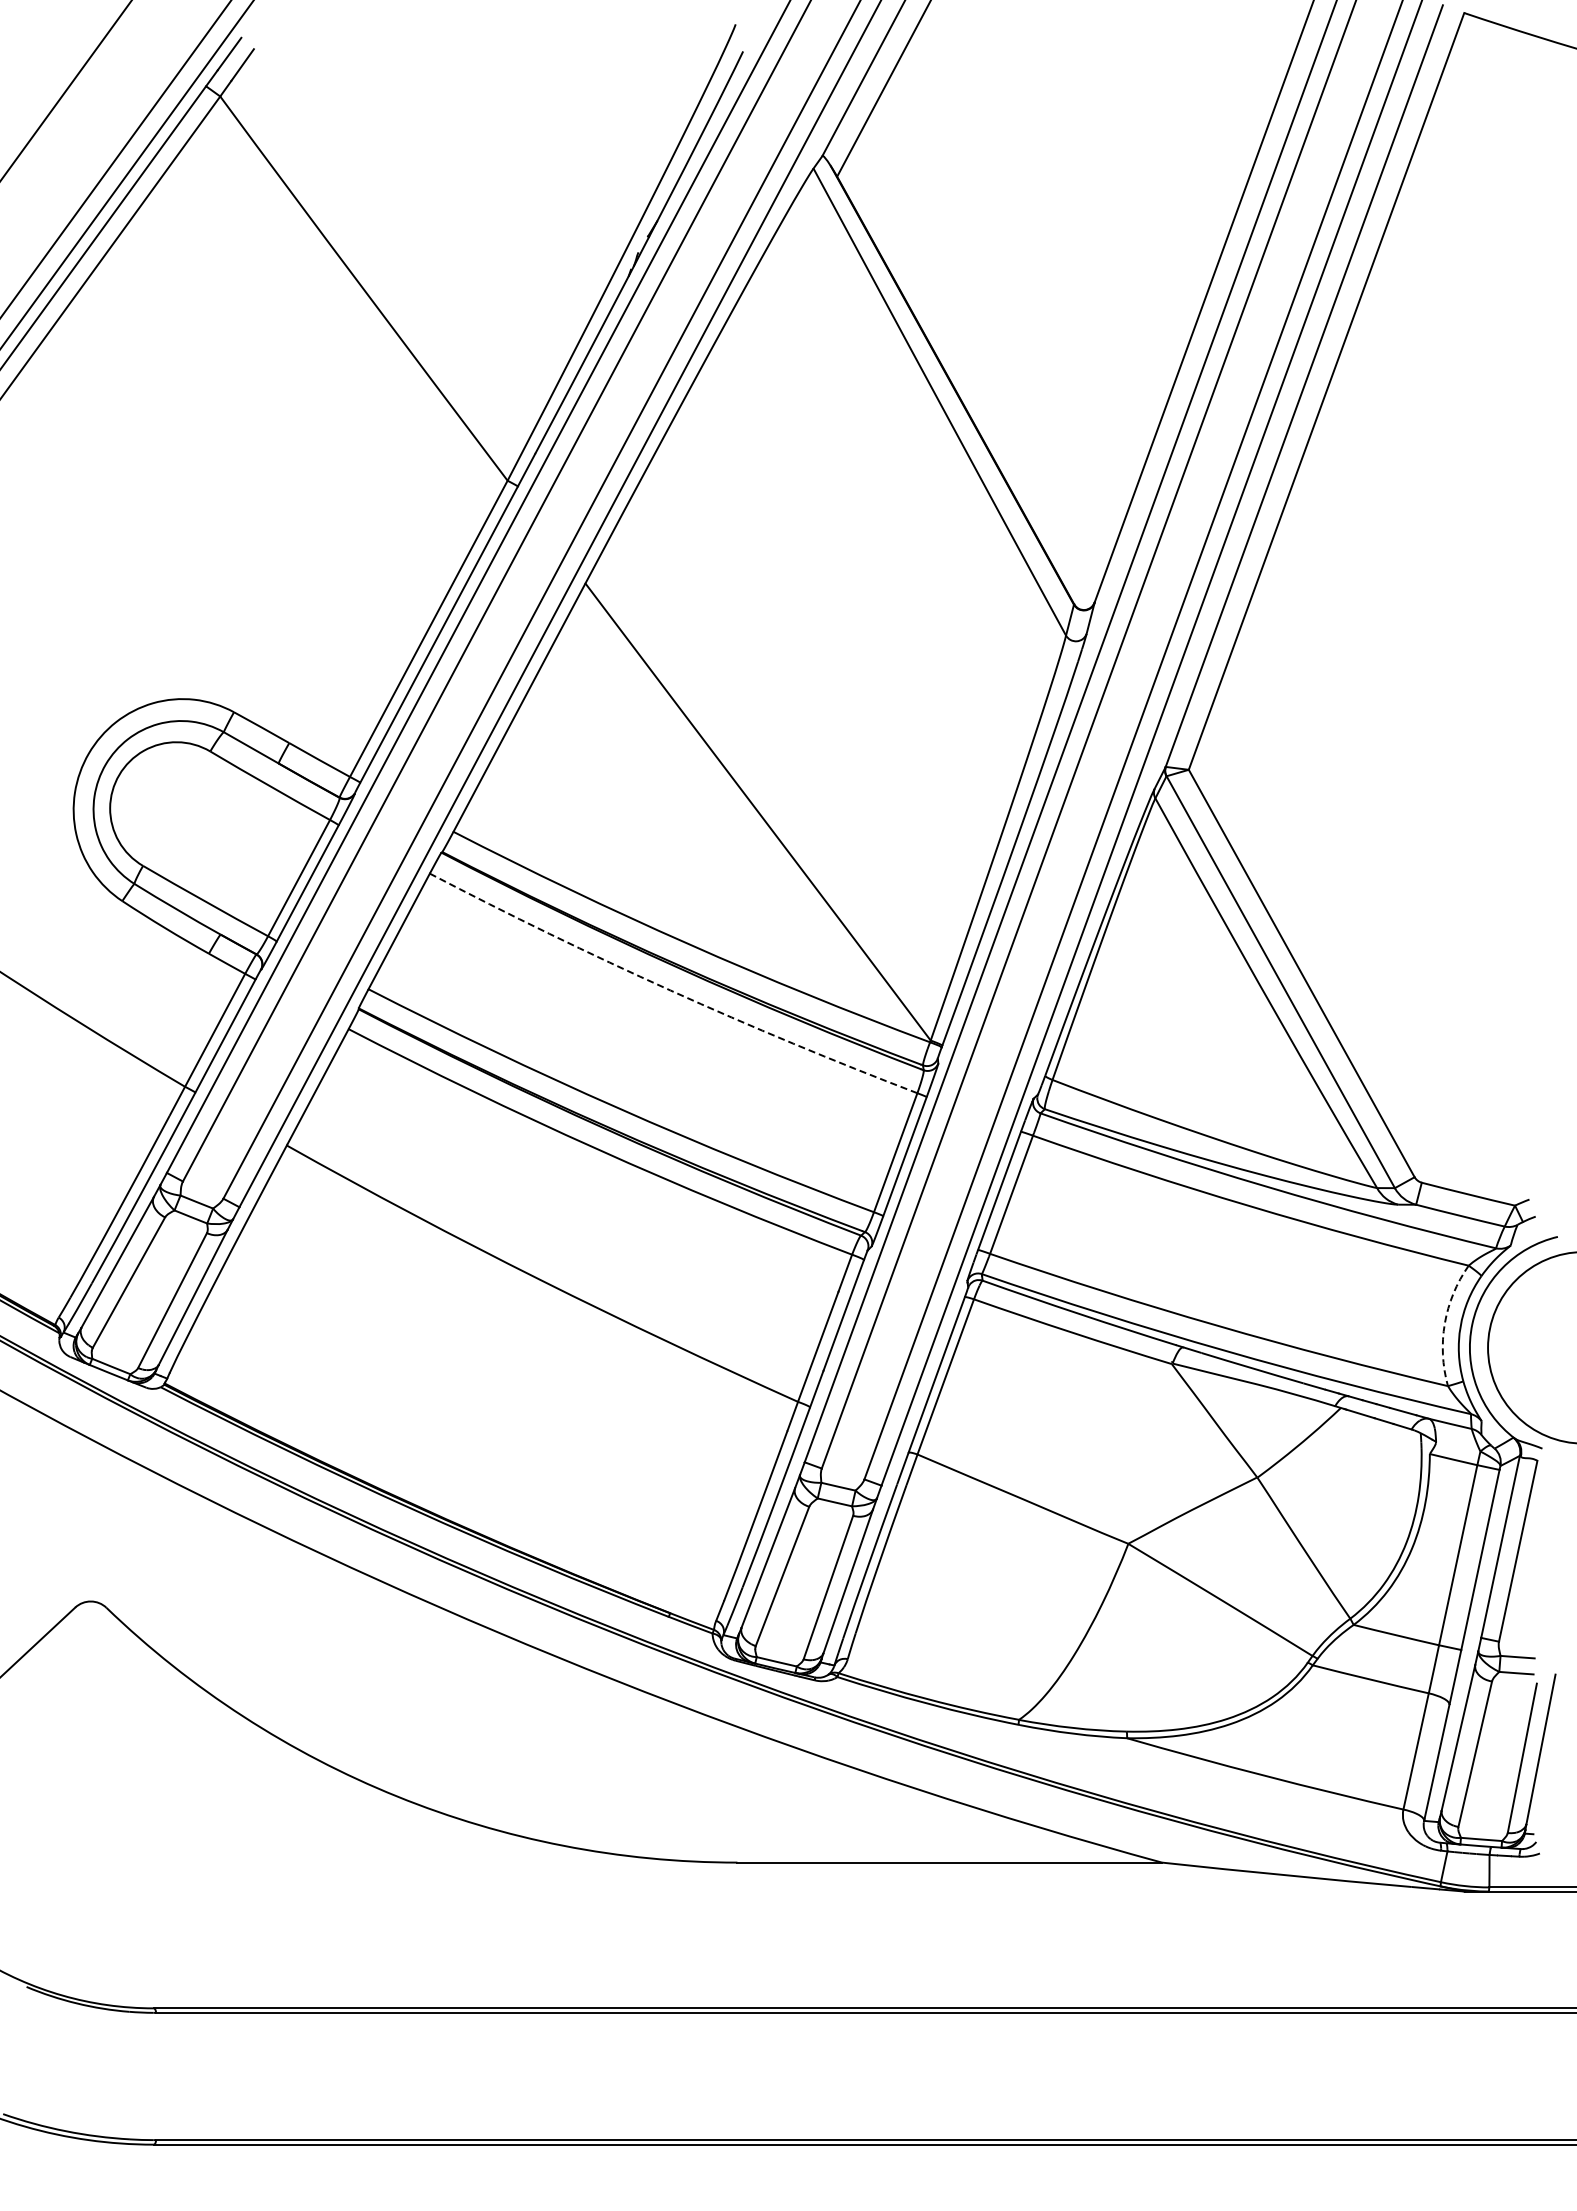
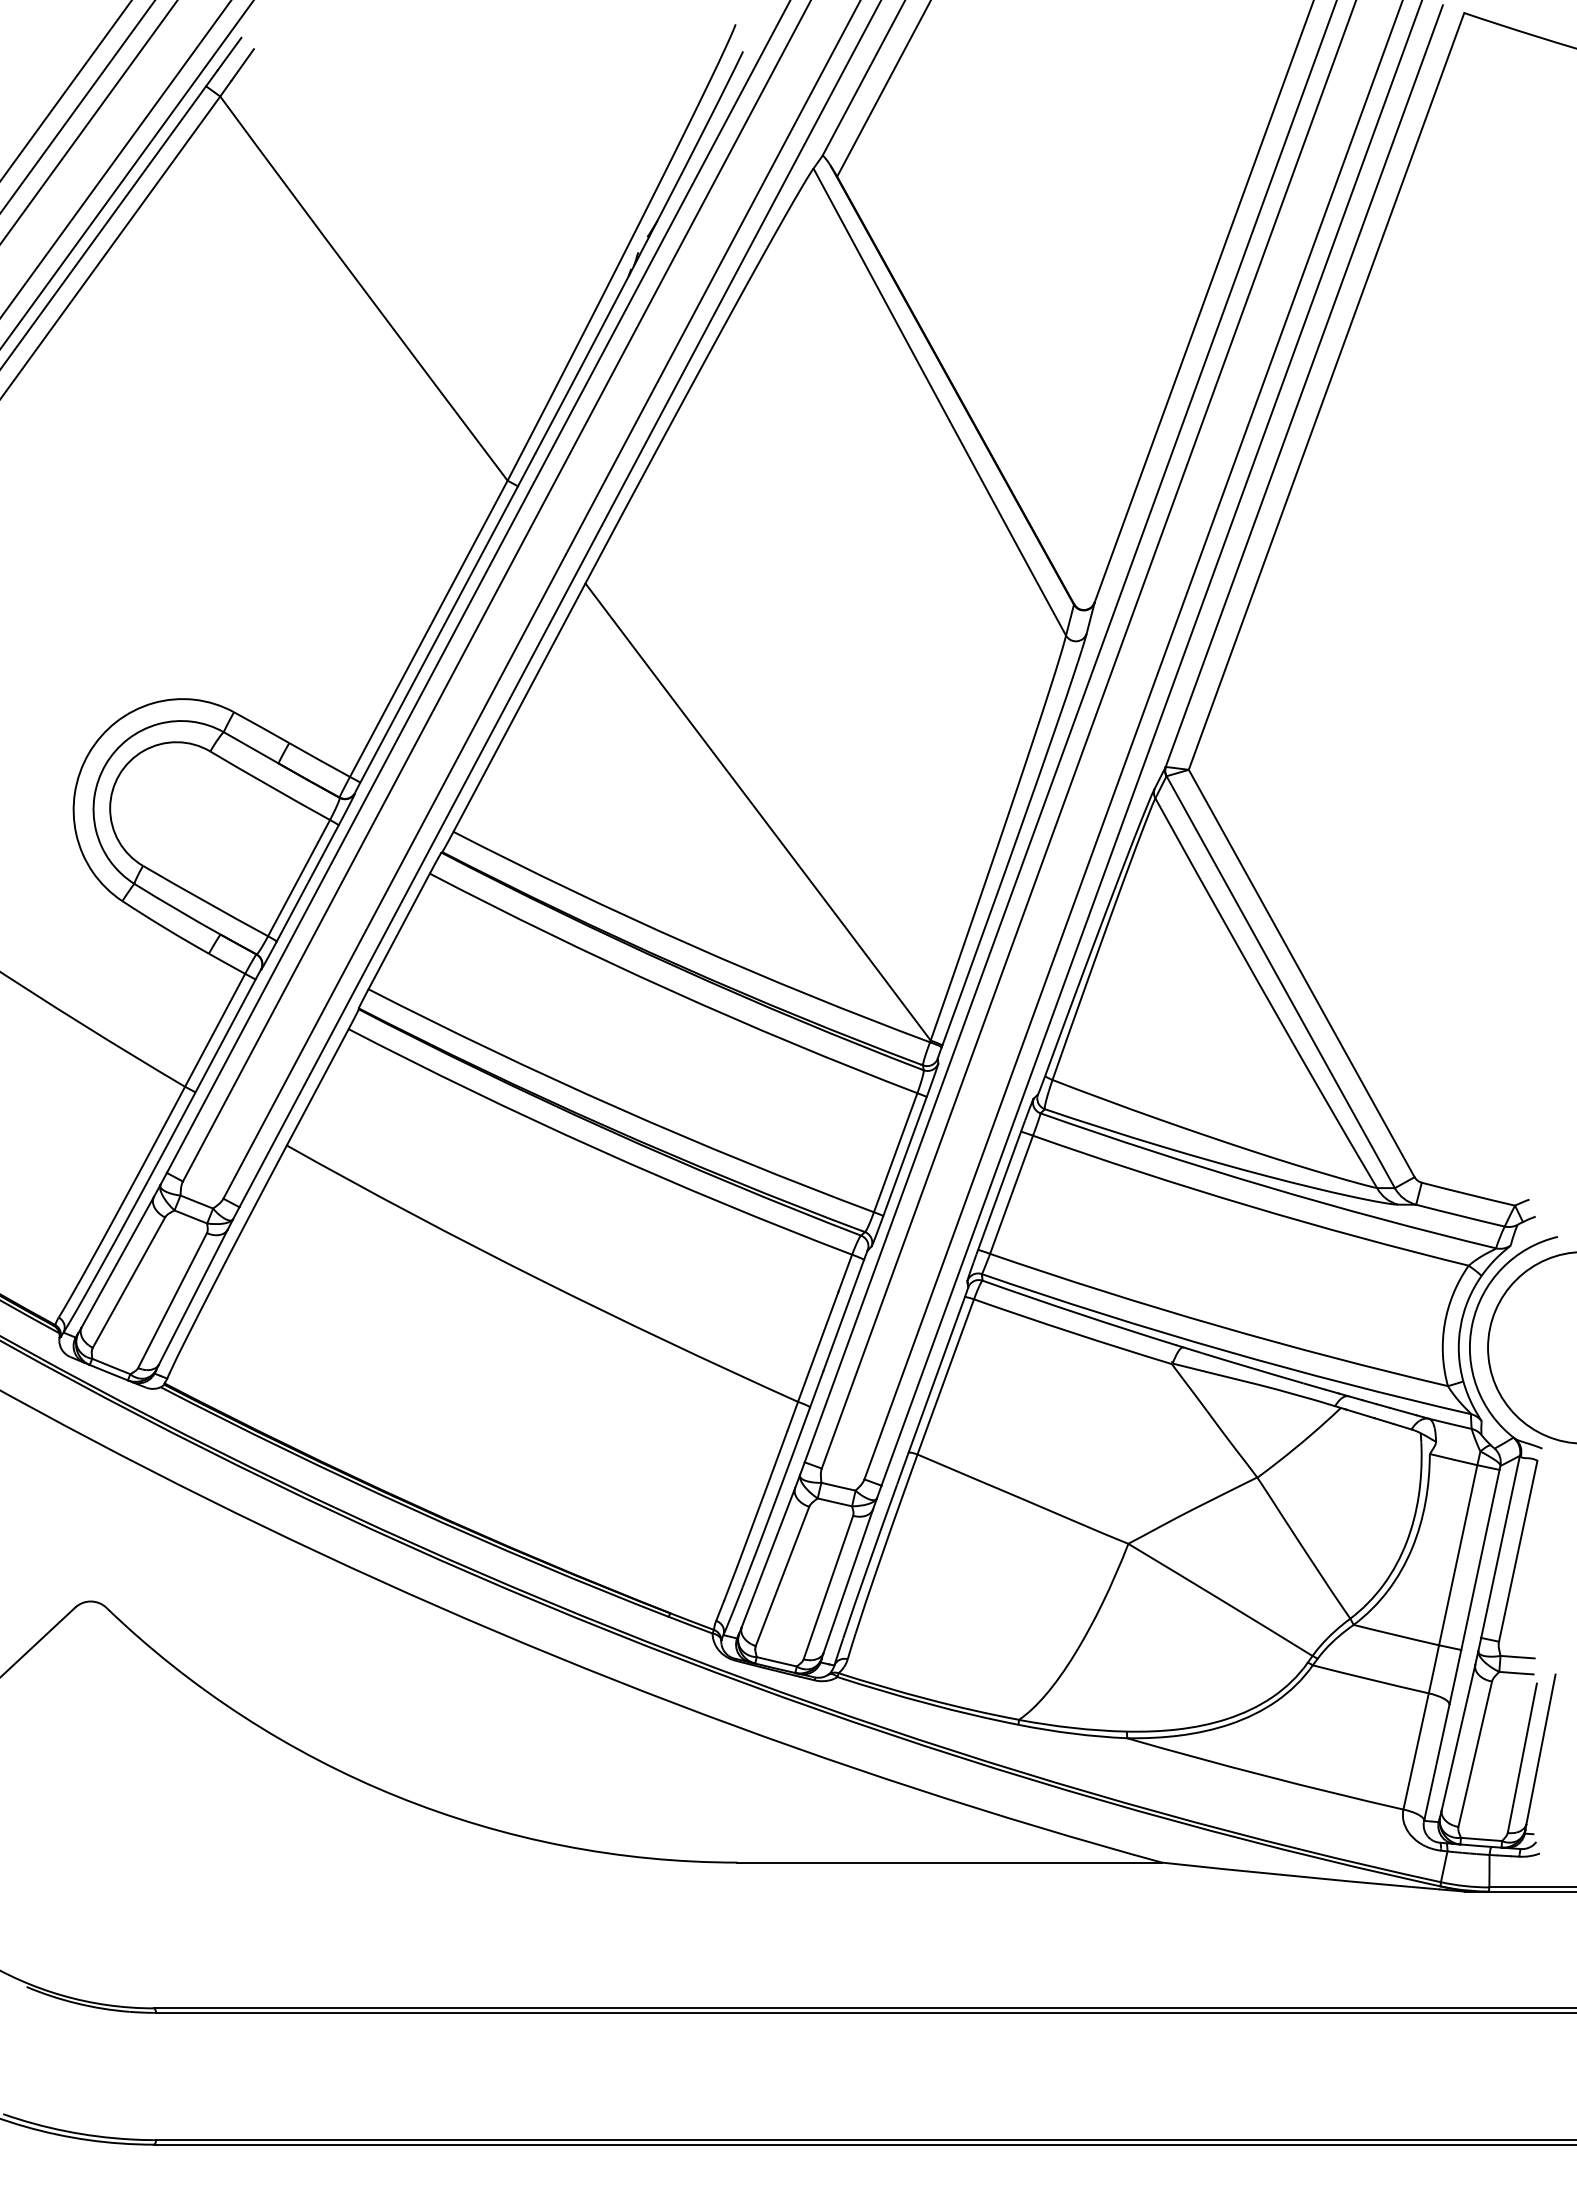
line: none -> present (77, 106)
line: none -> present (88, 121)
arc: dashed -> solid (670, 990)
arc: dashed -> solid (1444, 1323)
